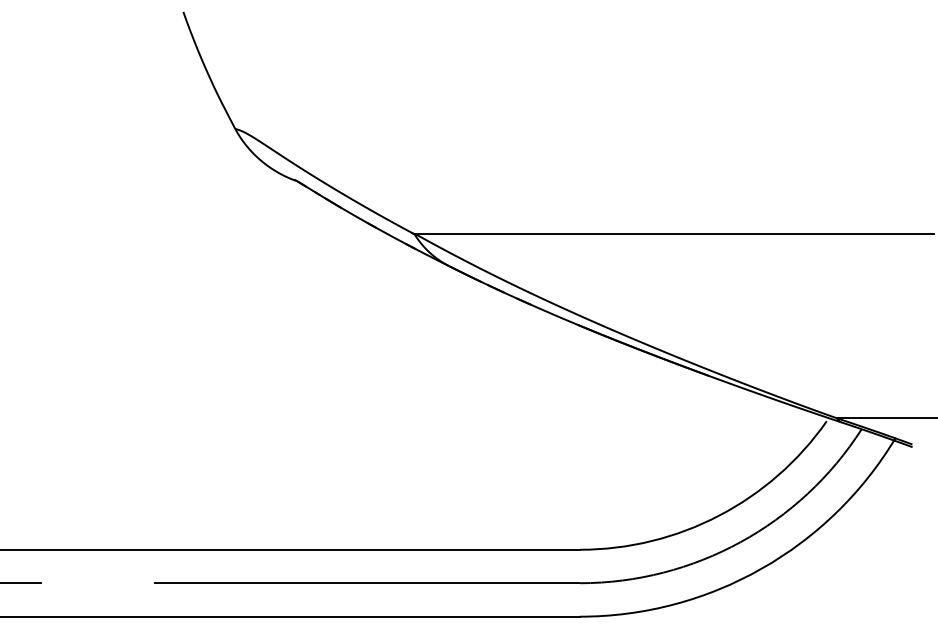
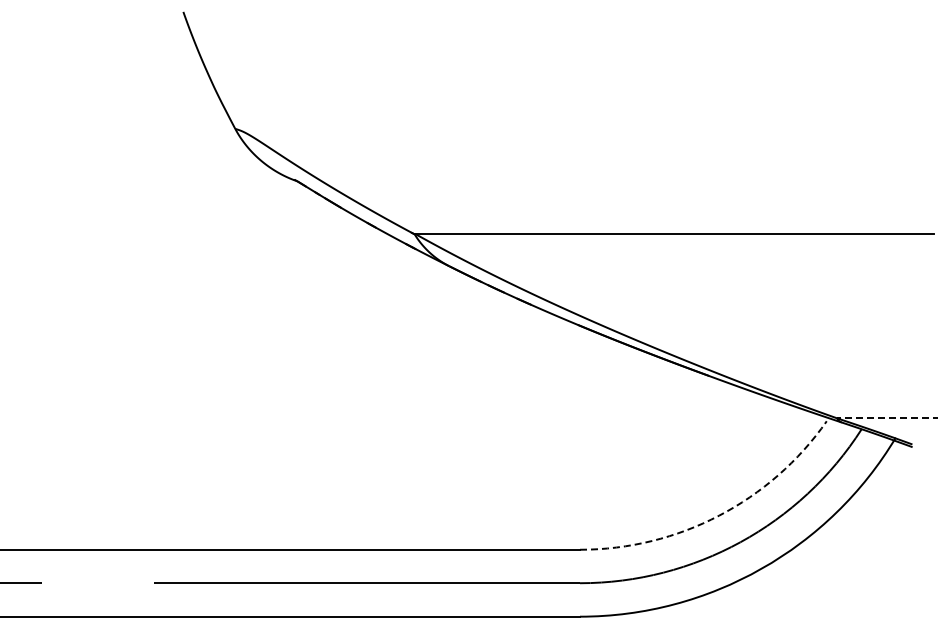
line: solid -> dashed (887, 418)
arc: solid -> dashed (719, 515)
